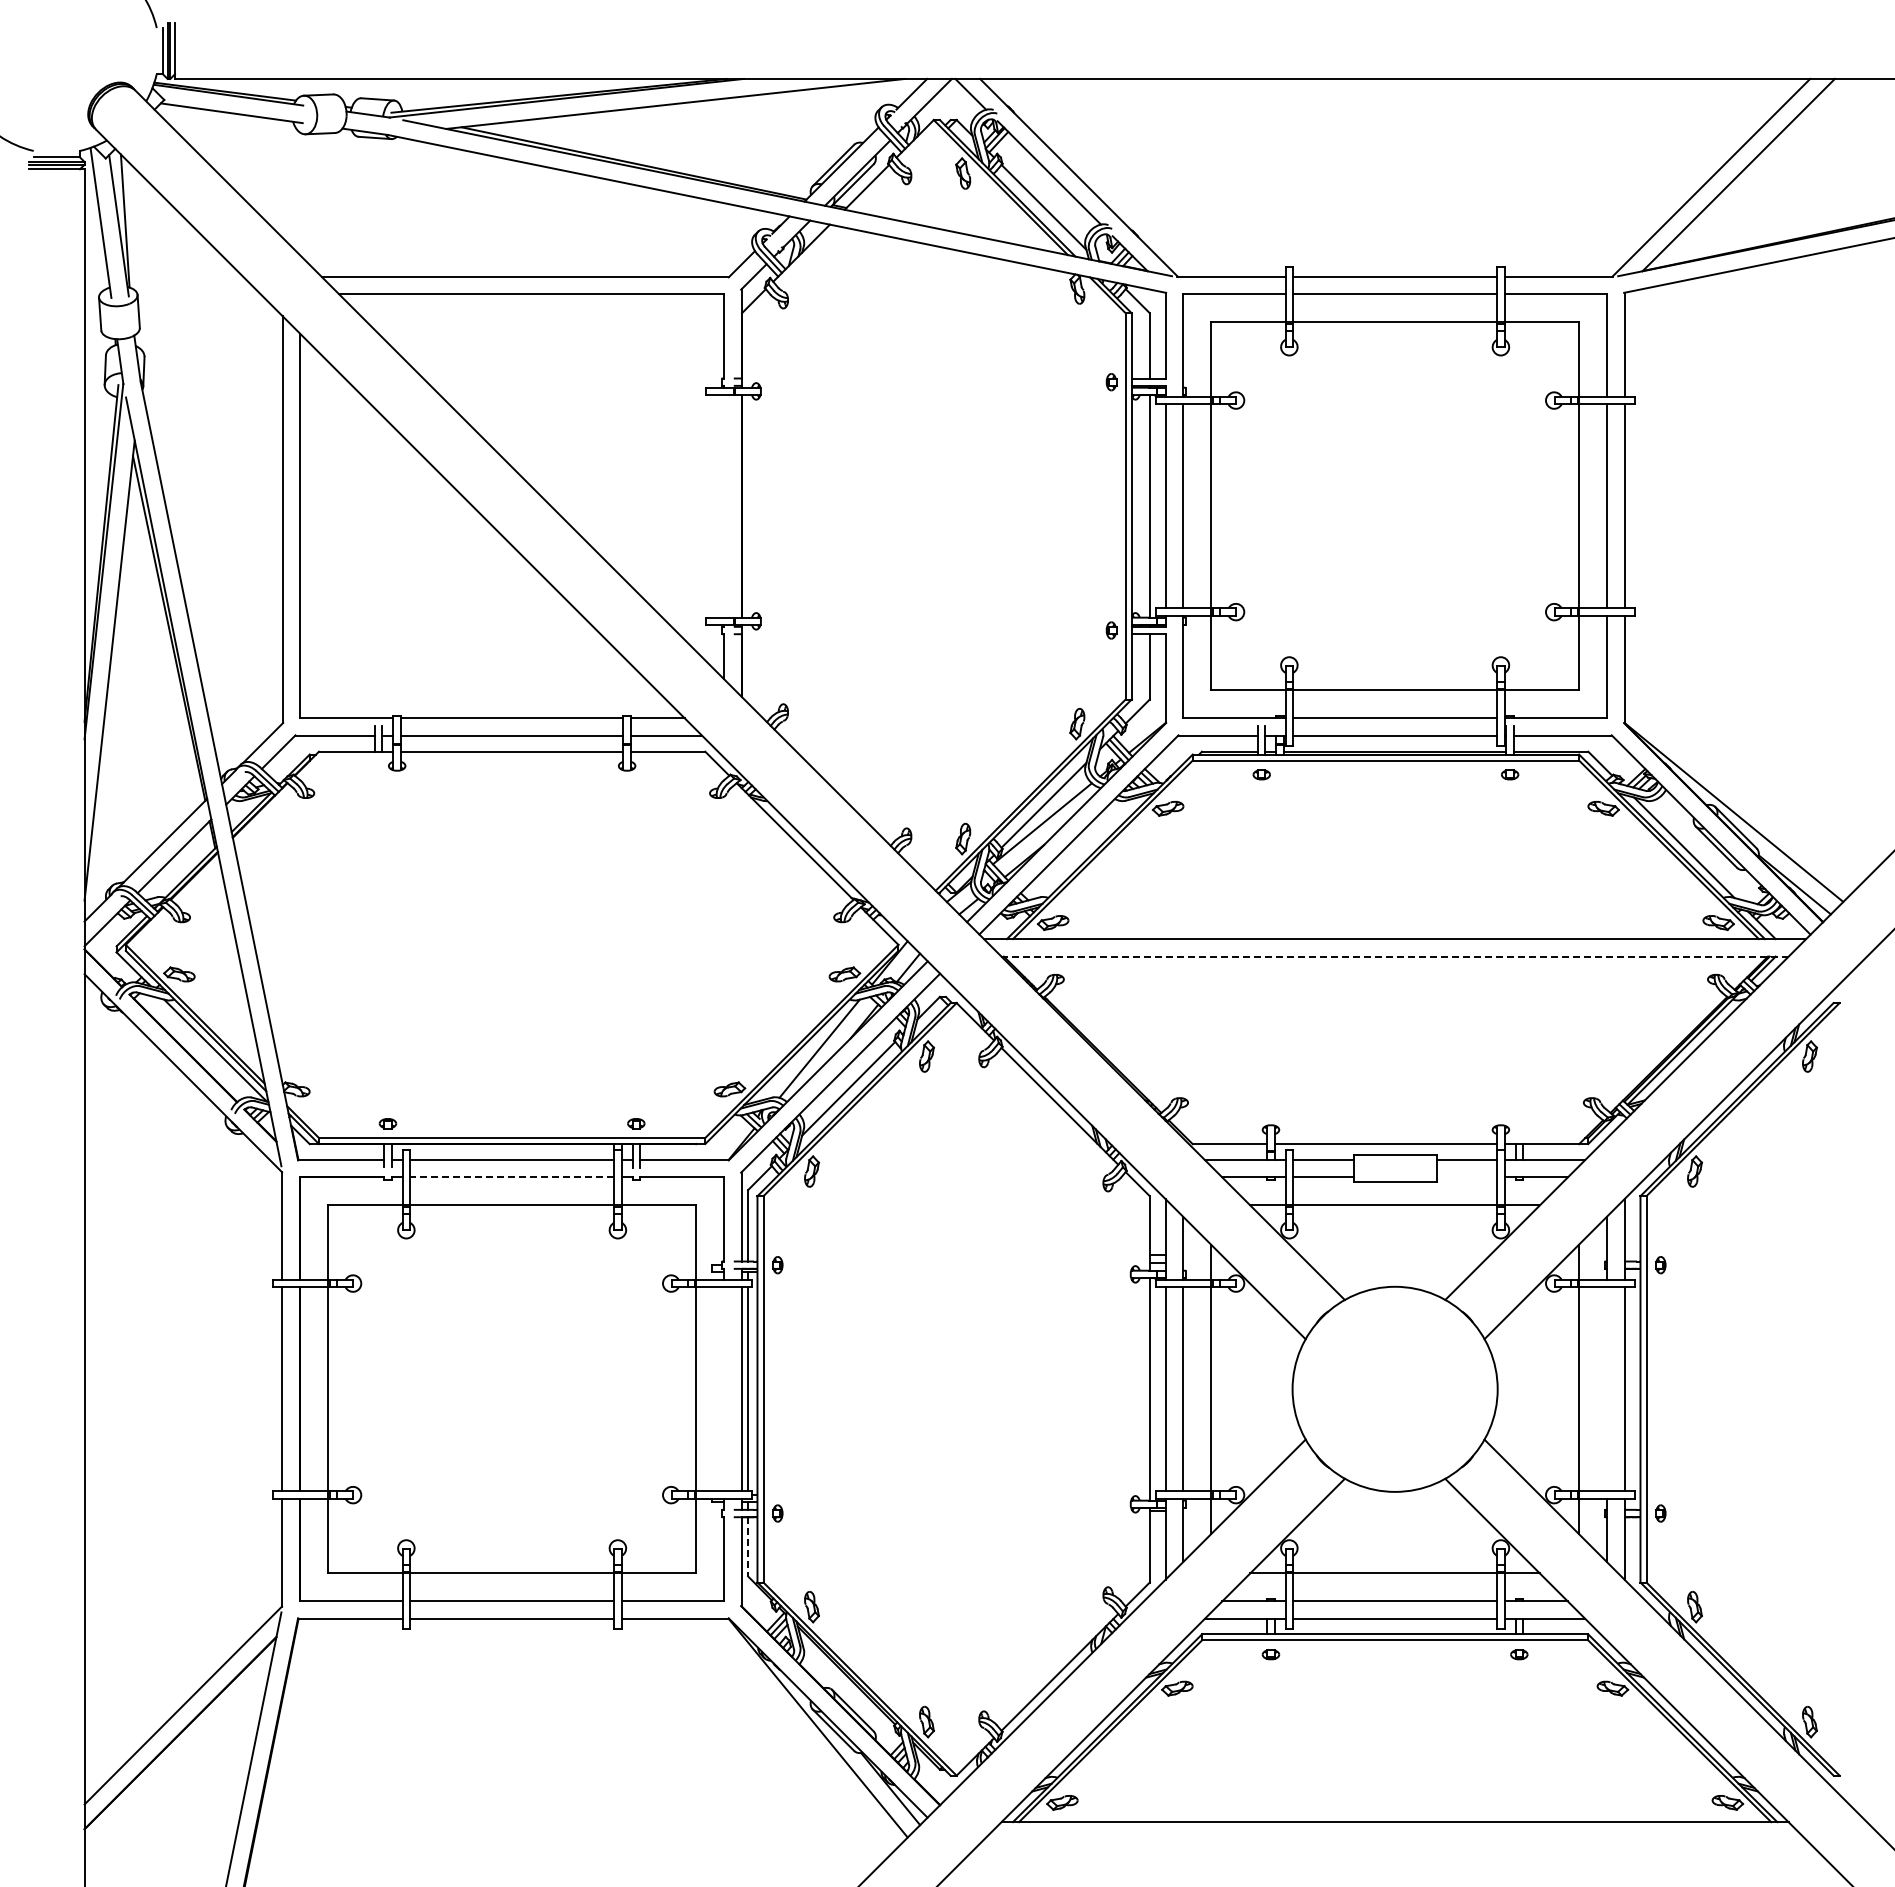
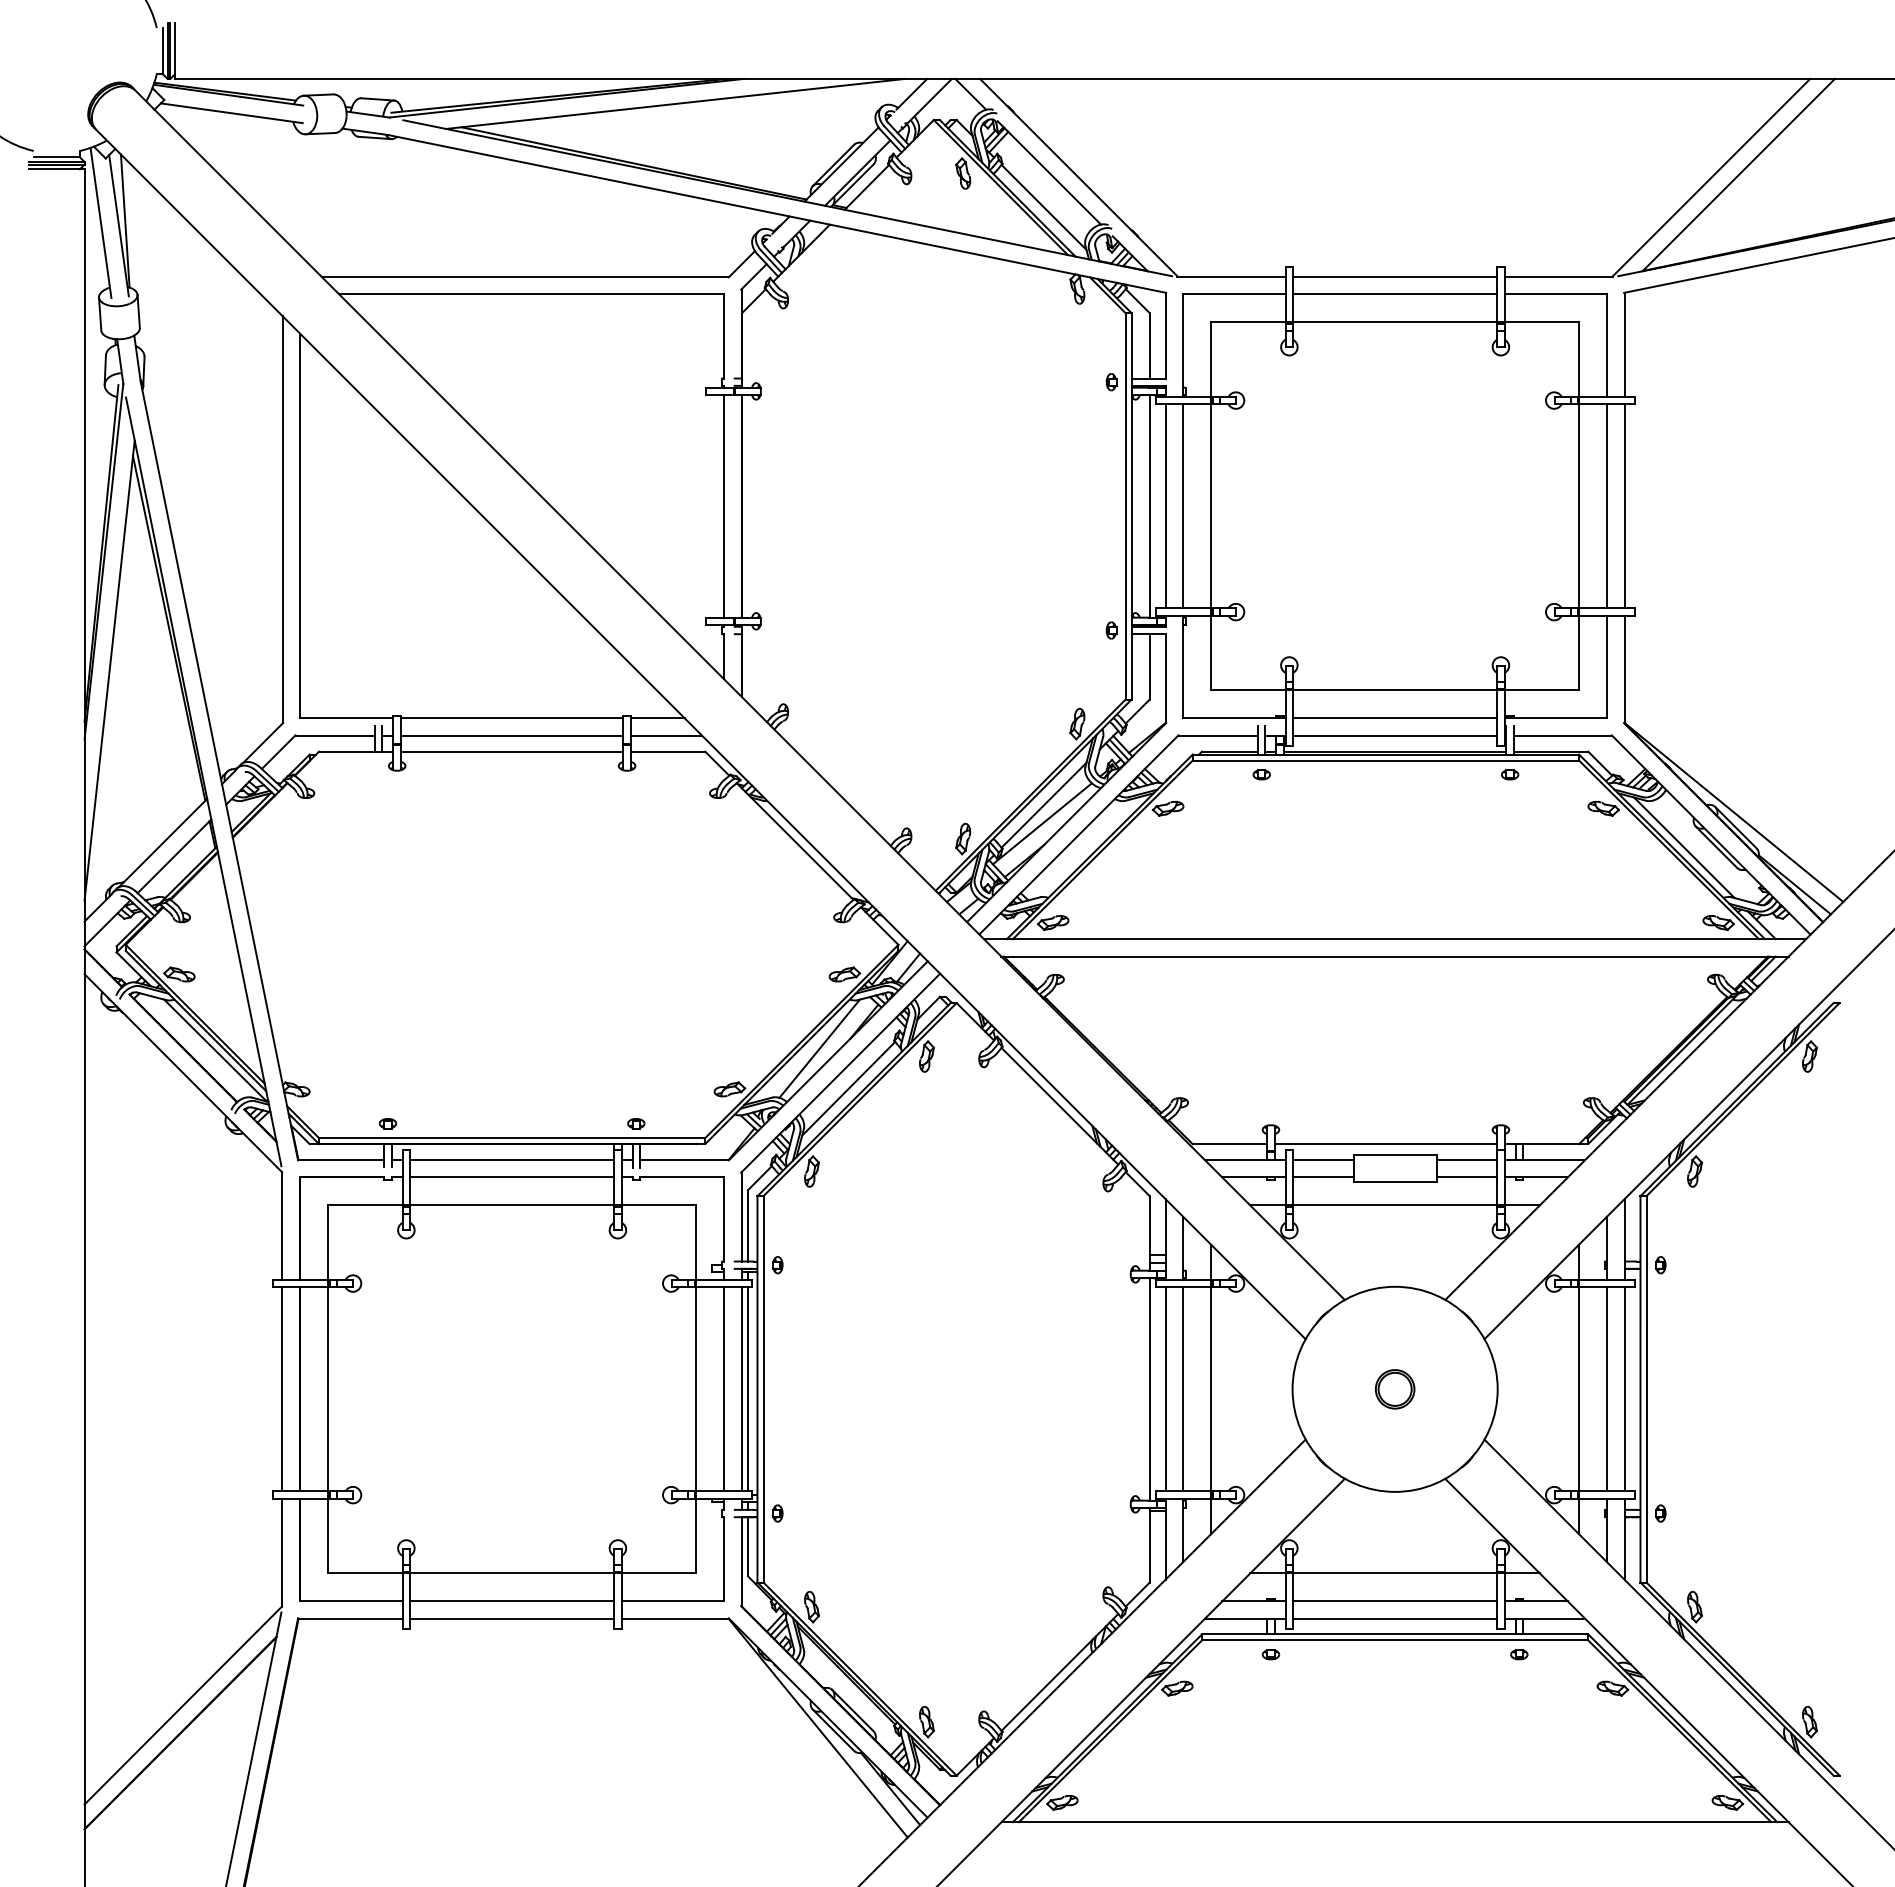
line: none -> present (724, 506)
line: dashed -> solid (1395, 956)
line: dashed -> solid (511, 1177)
line: none -> present (1466, 1177)
line: none -> present (724, 1389)
part: none -> present (1395, 1389)
line: none -> present (1607, 1389)
line: dashed -> solid (748, 1546)
